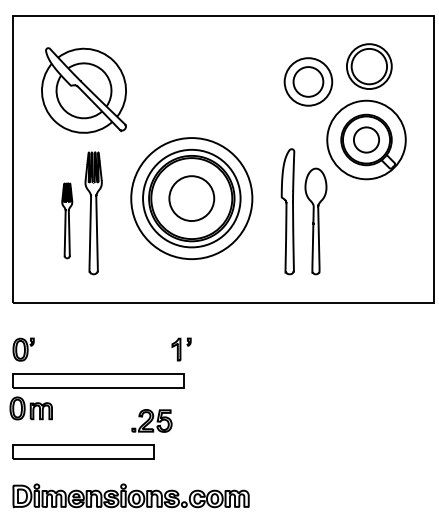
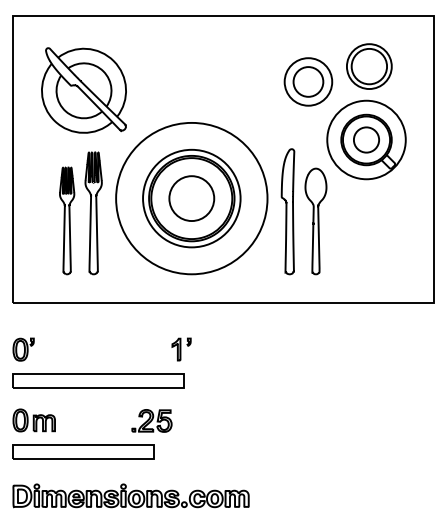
circle diameter: 121 px -> 151 px (191, 198)
part size: 13x78 px -> 17x110 px (67, 220)
part position: (30, 408) -> (33, 420) (33, 420)
